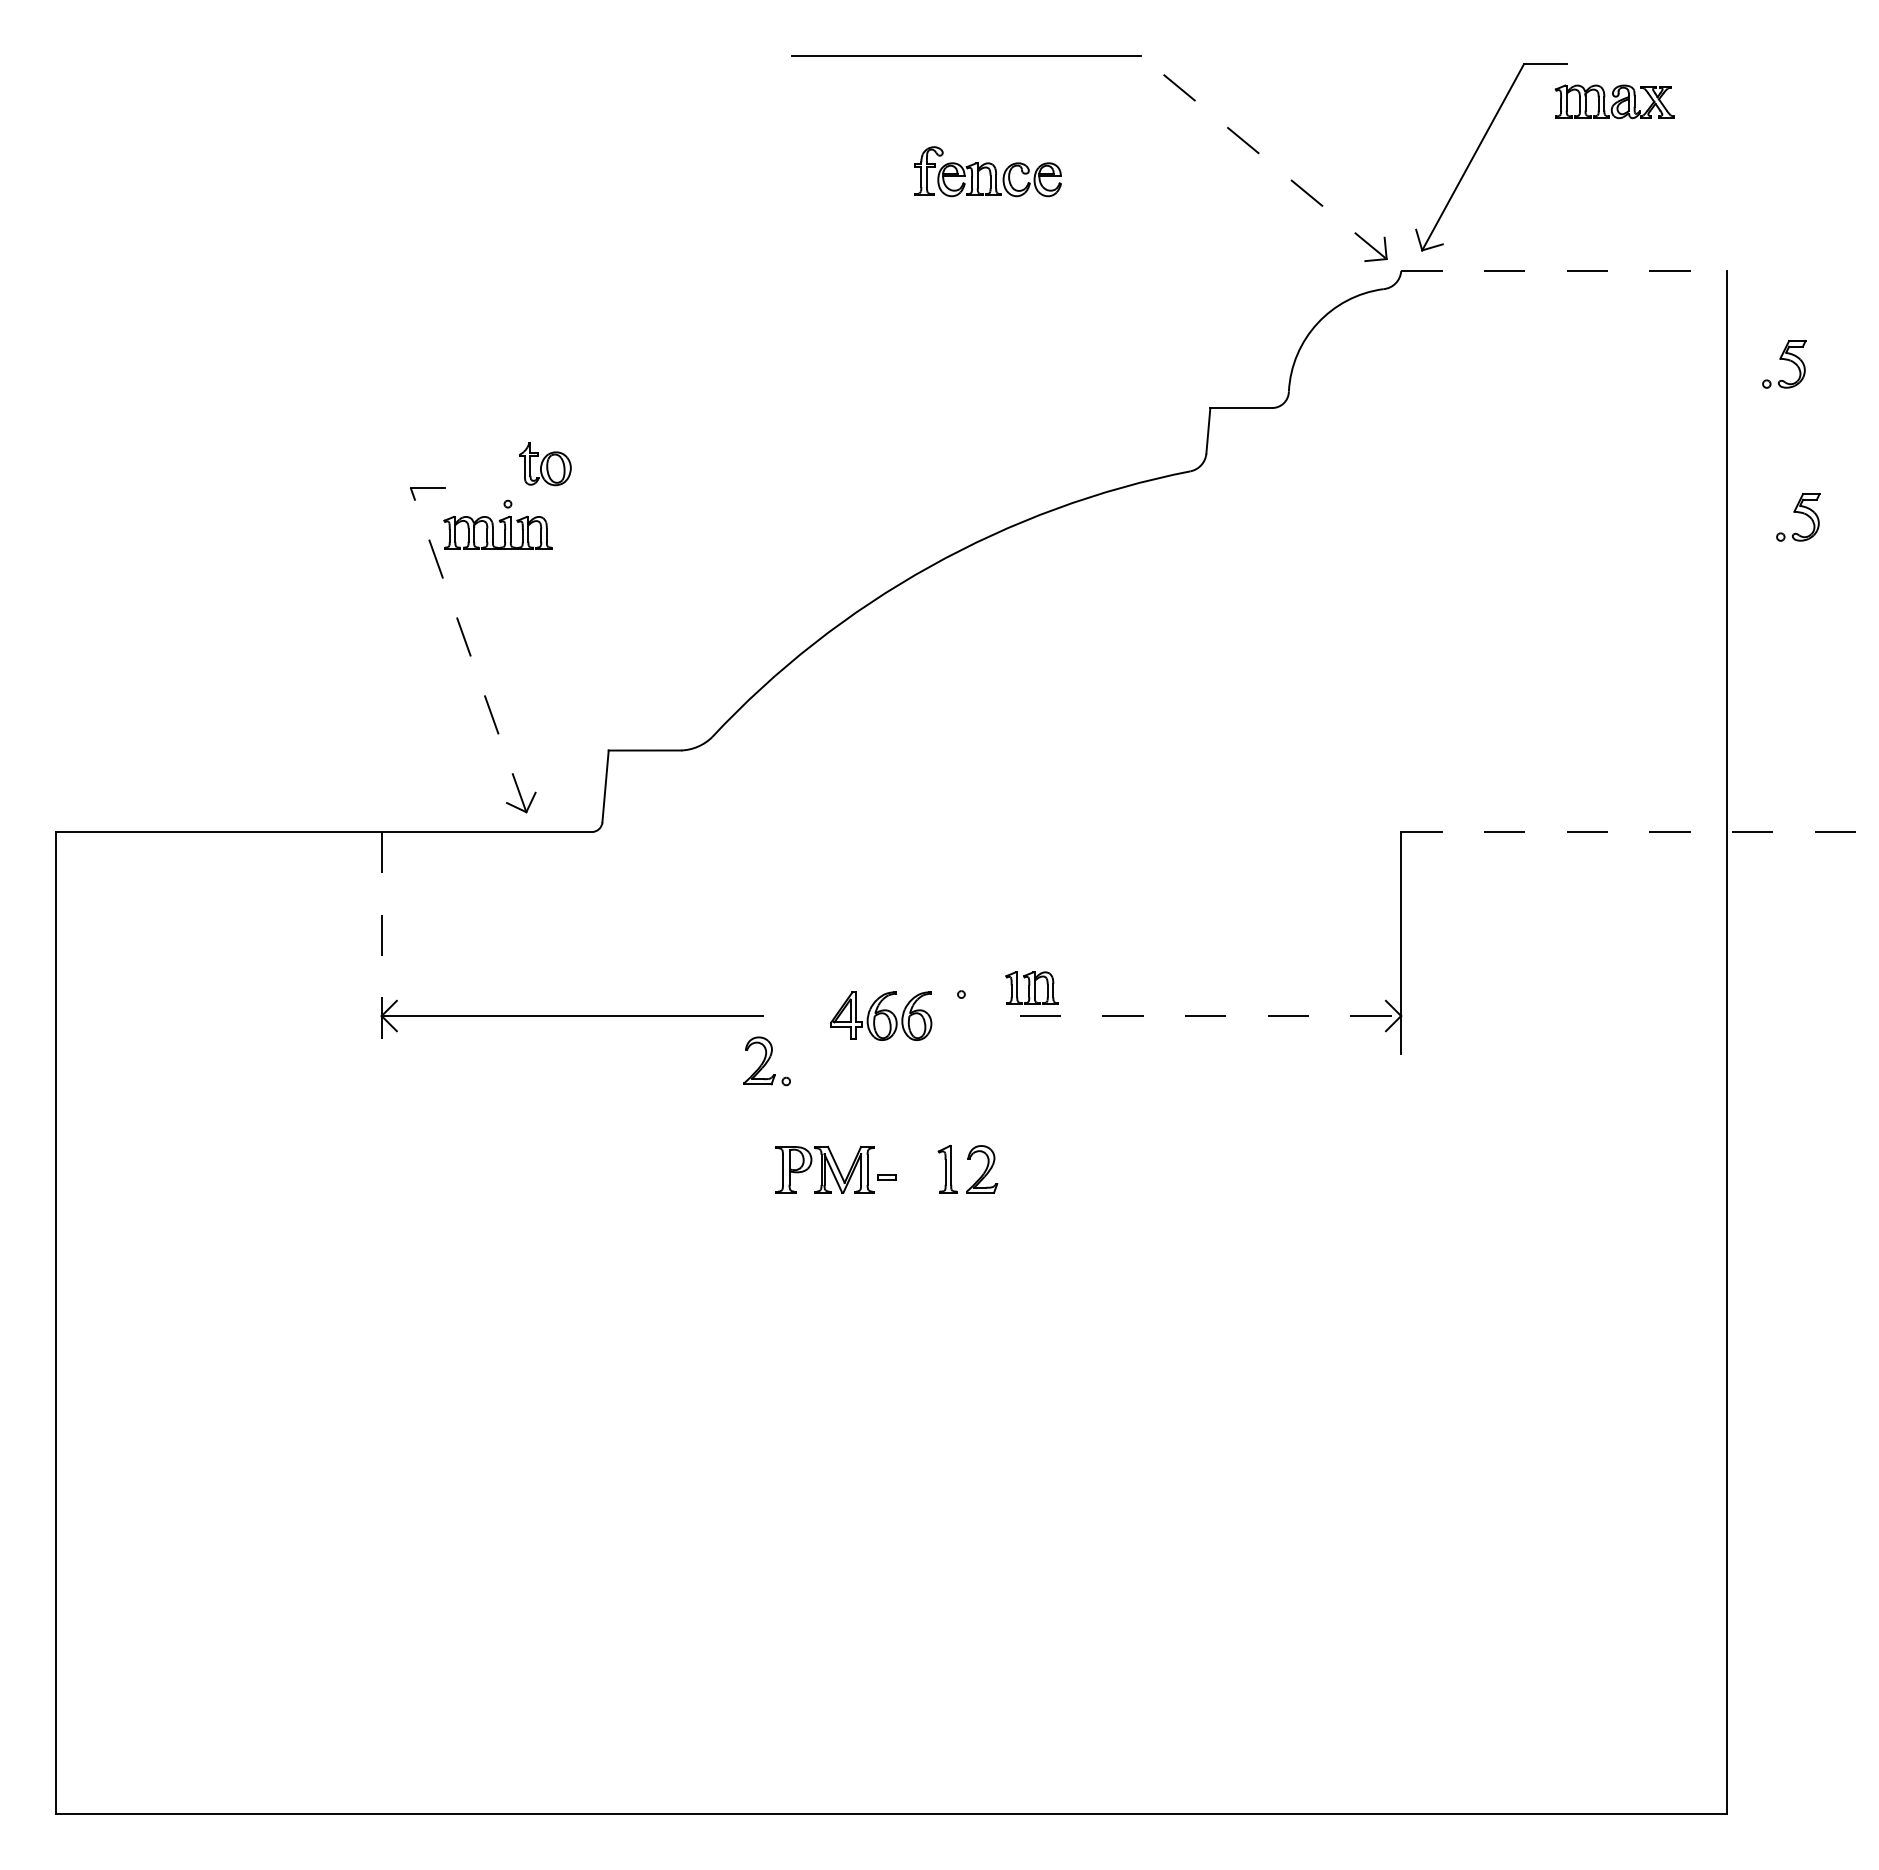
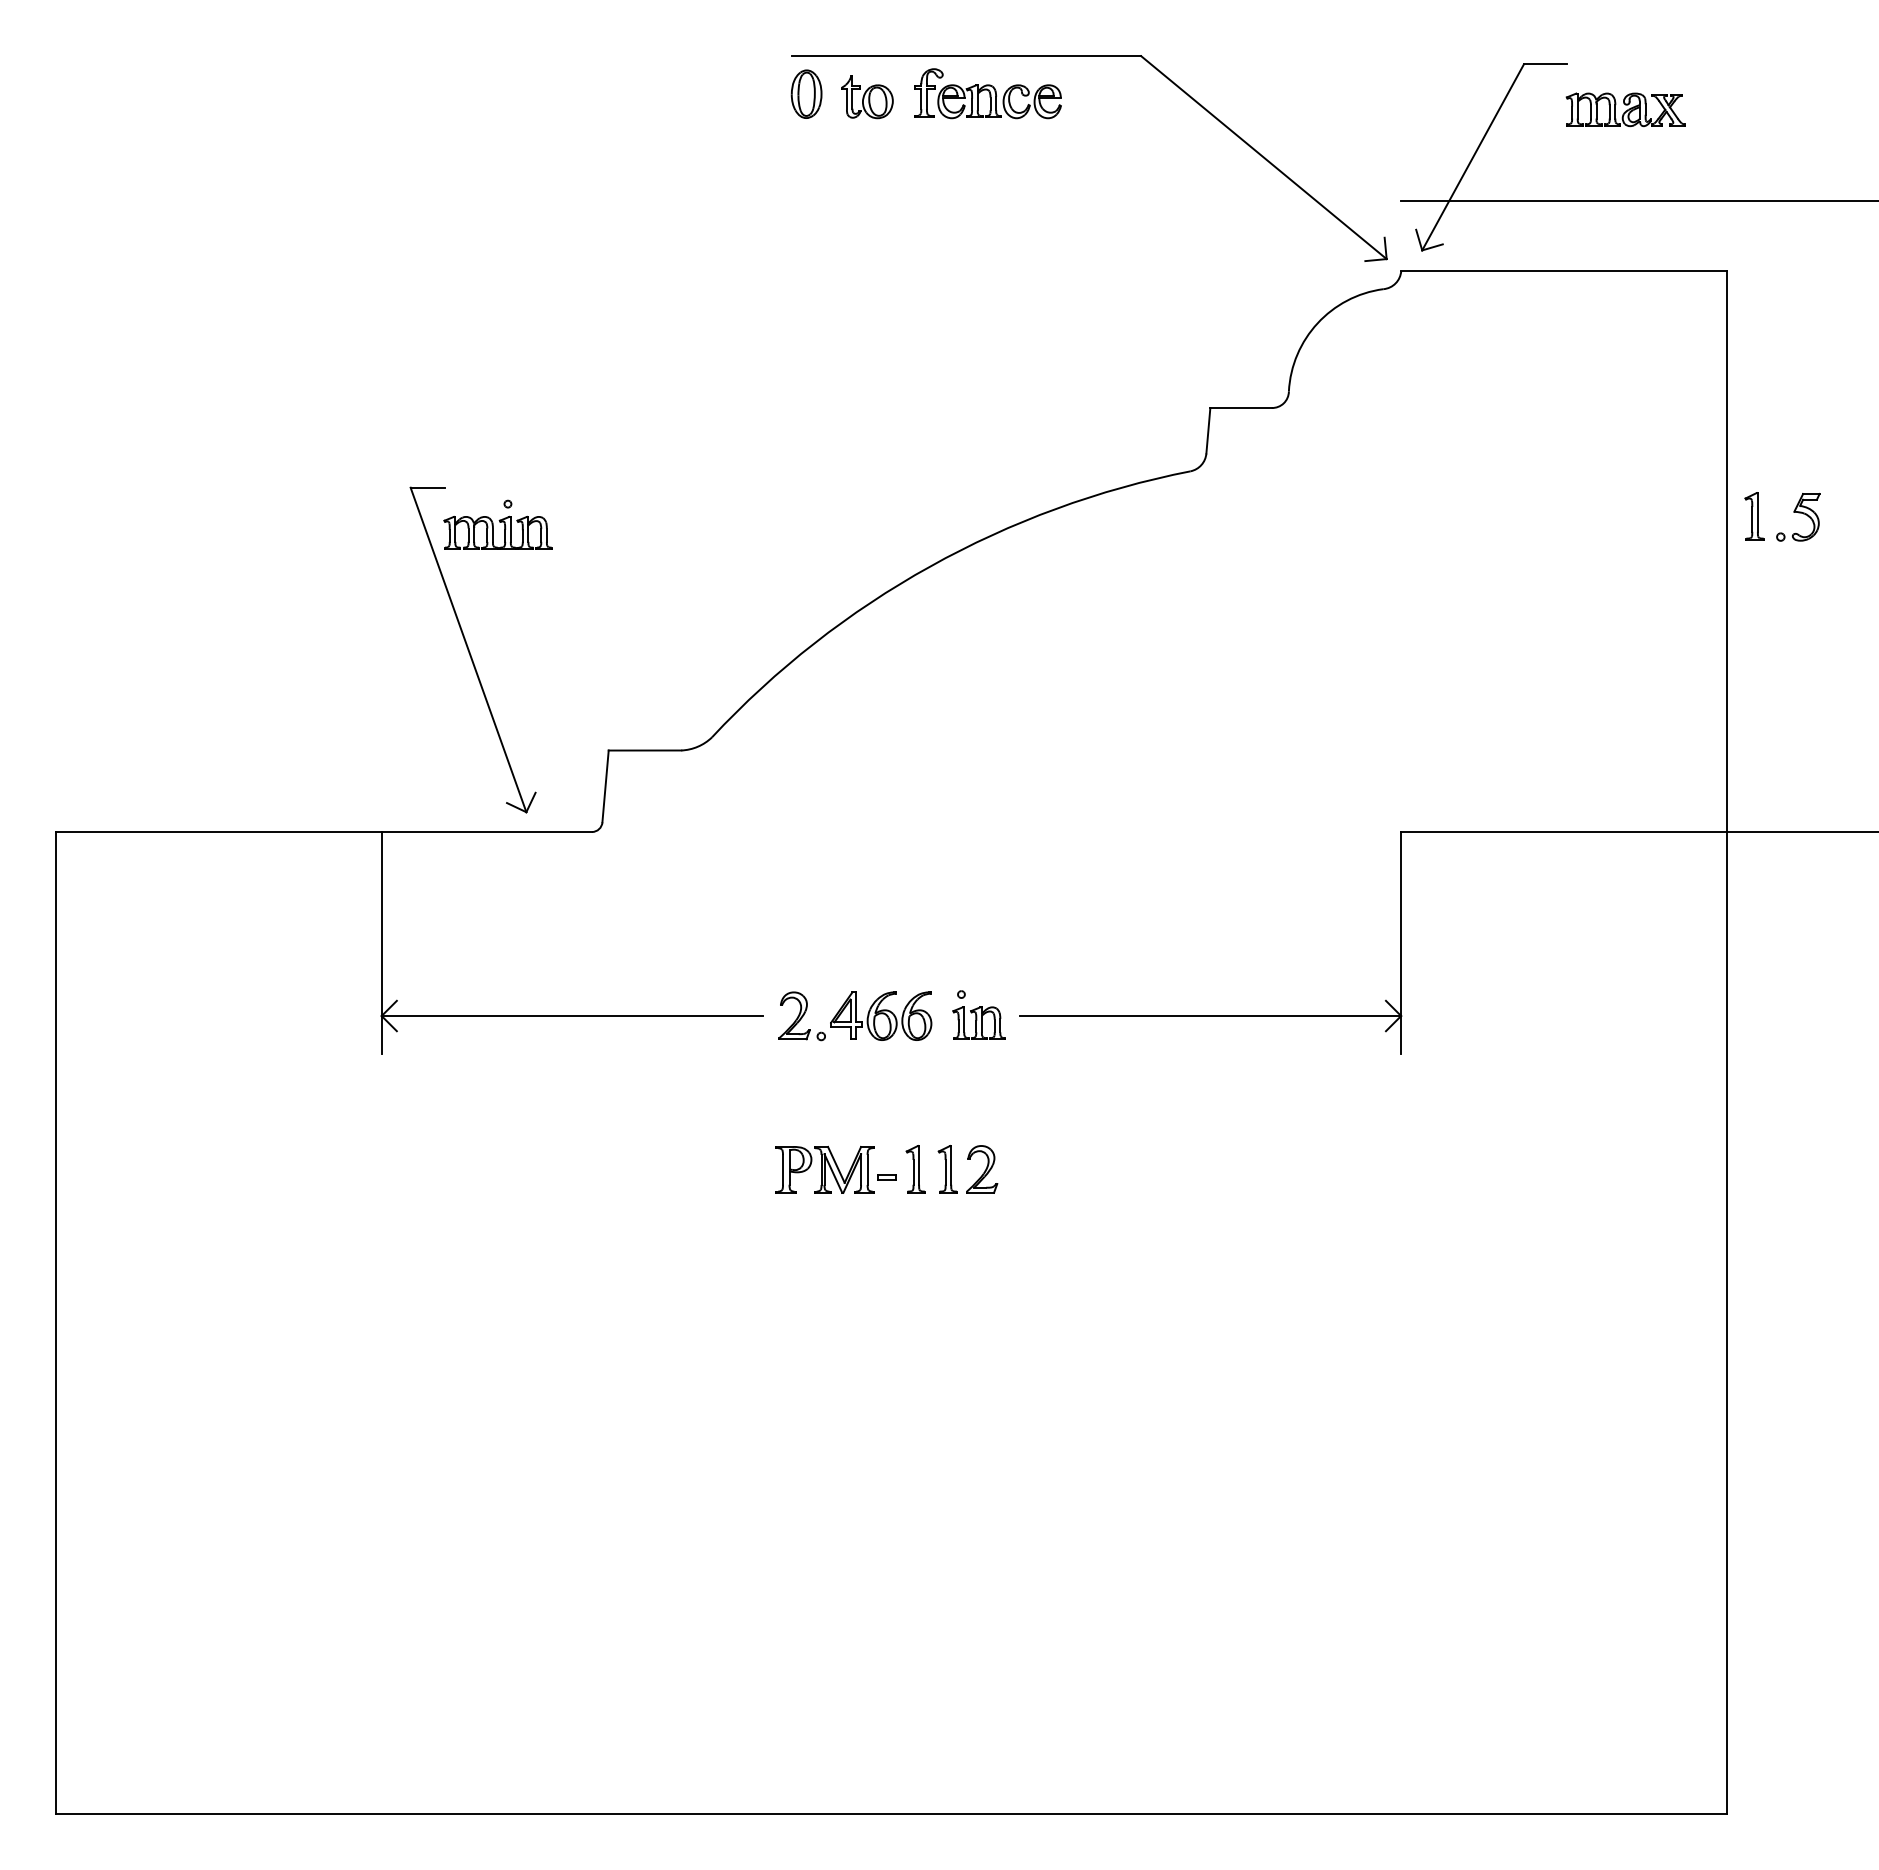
part: none -> present (806, 93)
part position: (1614, 101) -> (1625, 109) (1625, 109)
line: dashed -> solid (1263, 157)
part position: (987, 171) -> (987, 93) (987, 93)
line: none -> present (1638, 201)
line: dashed -> solid (1563, 271)
part: present -> none (1784, 364)
part position: (545, 464) -> (867, 97) (867, 97)
part: none -> present (1754, 516)
line: dashed -> solid (468, 649)
line: dashed -> solid (1639, 832)
line: dashed -> solid (381, 943)
part position: (1031, 987) -> (978, 1022) (978, 1022)
line: dashed -> solid (1210, 1016)
part position: (766, 1061) -> (801, 1016) (801, 1016)
part: none -> present (915, 1169)
